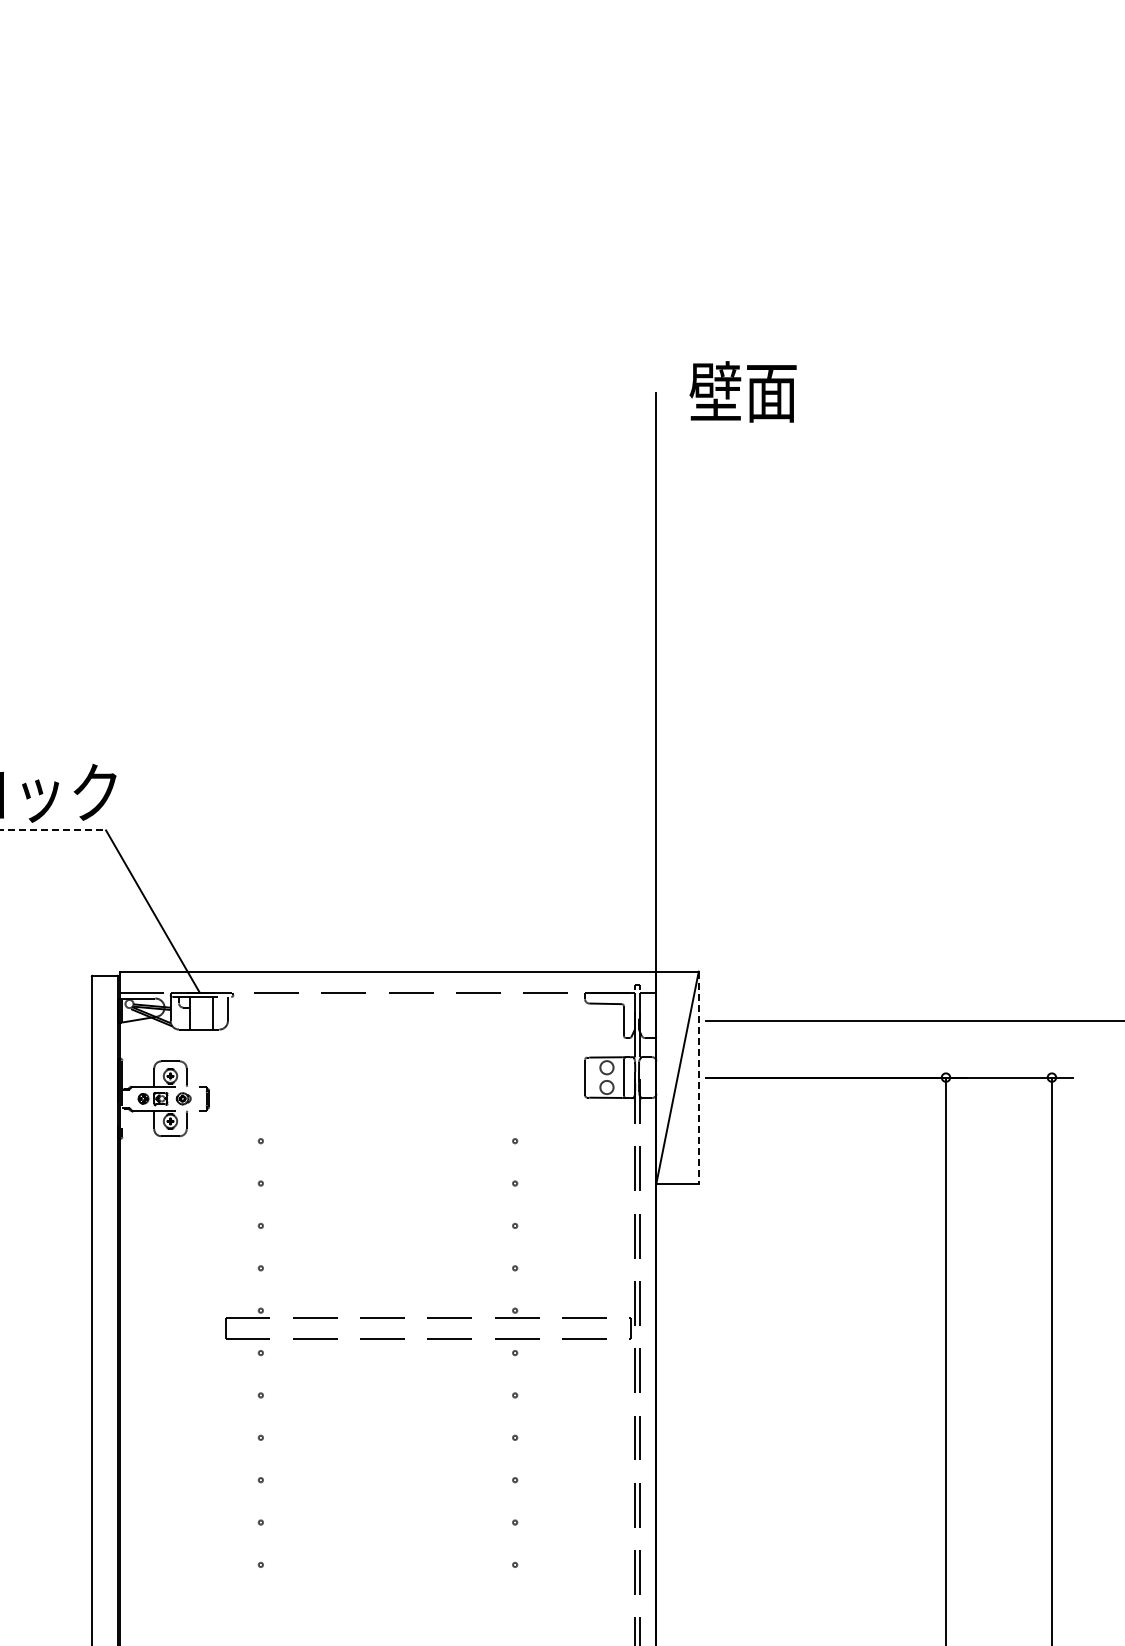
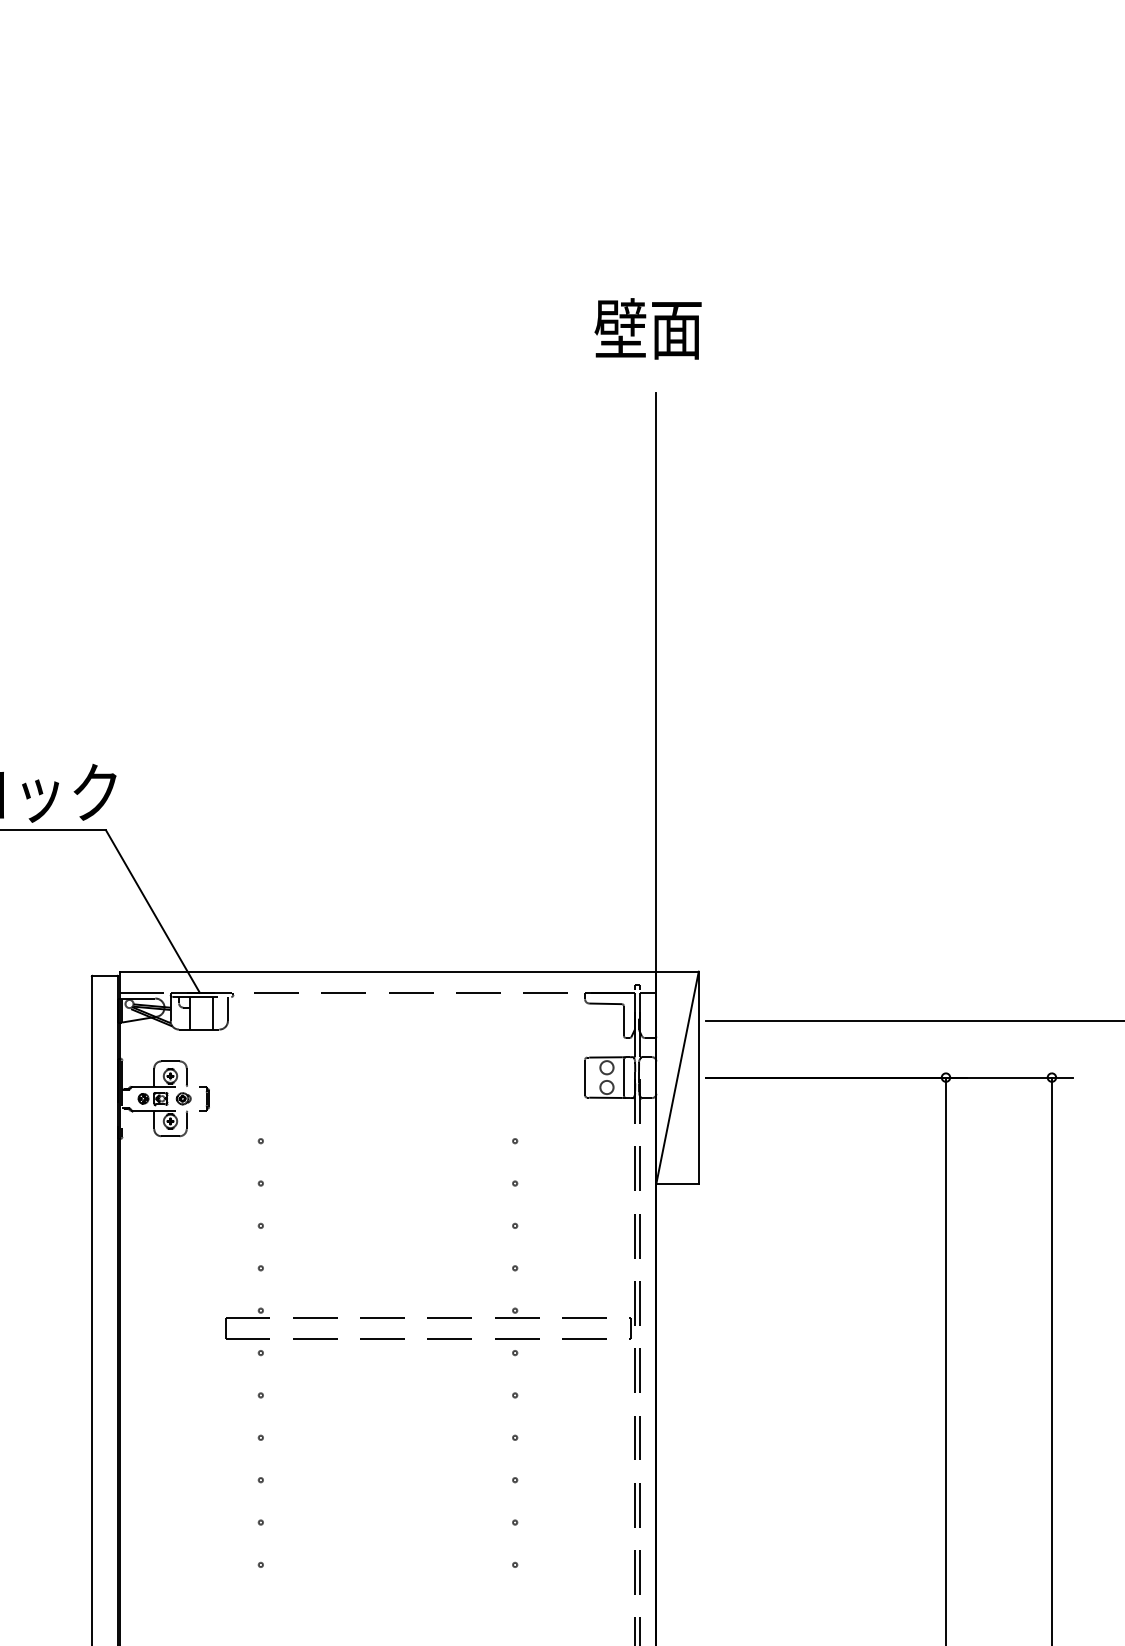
text position: (742, 391) -> (647, 328) (647, 328)
line: dashed -> solid (53, 830)
line: dashed -> solid (698, 1077)
